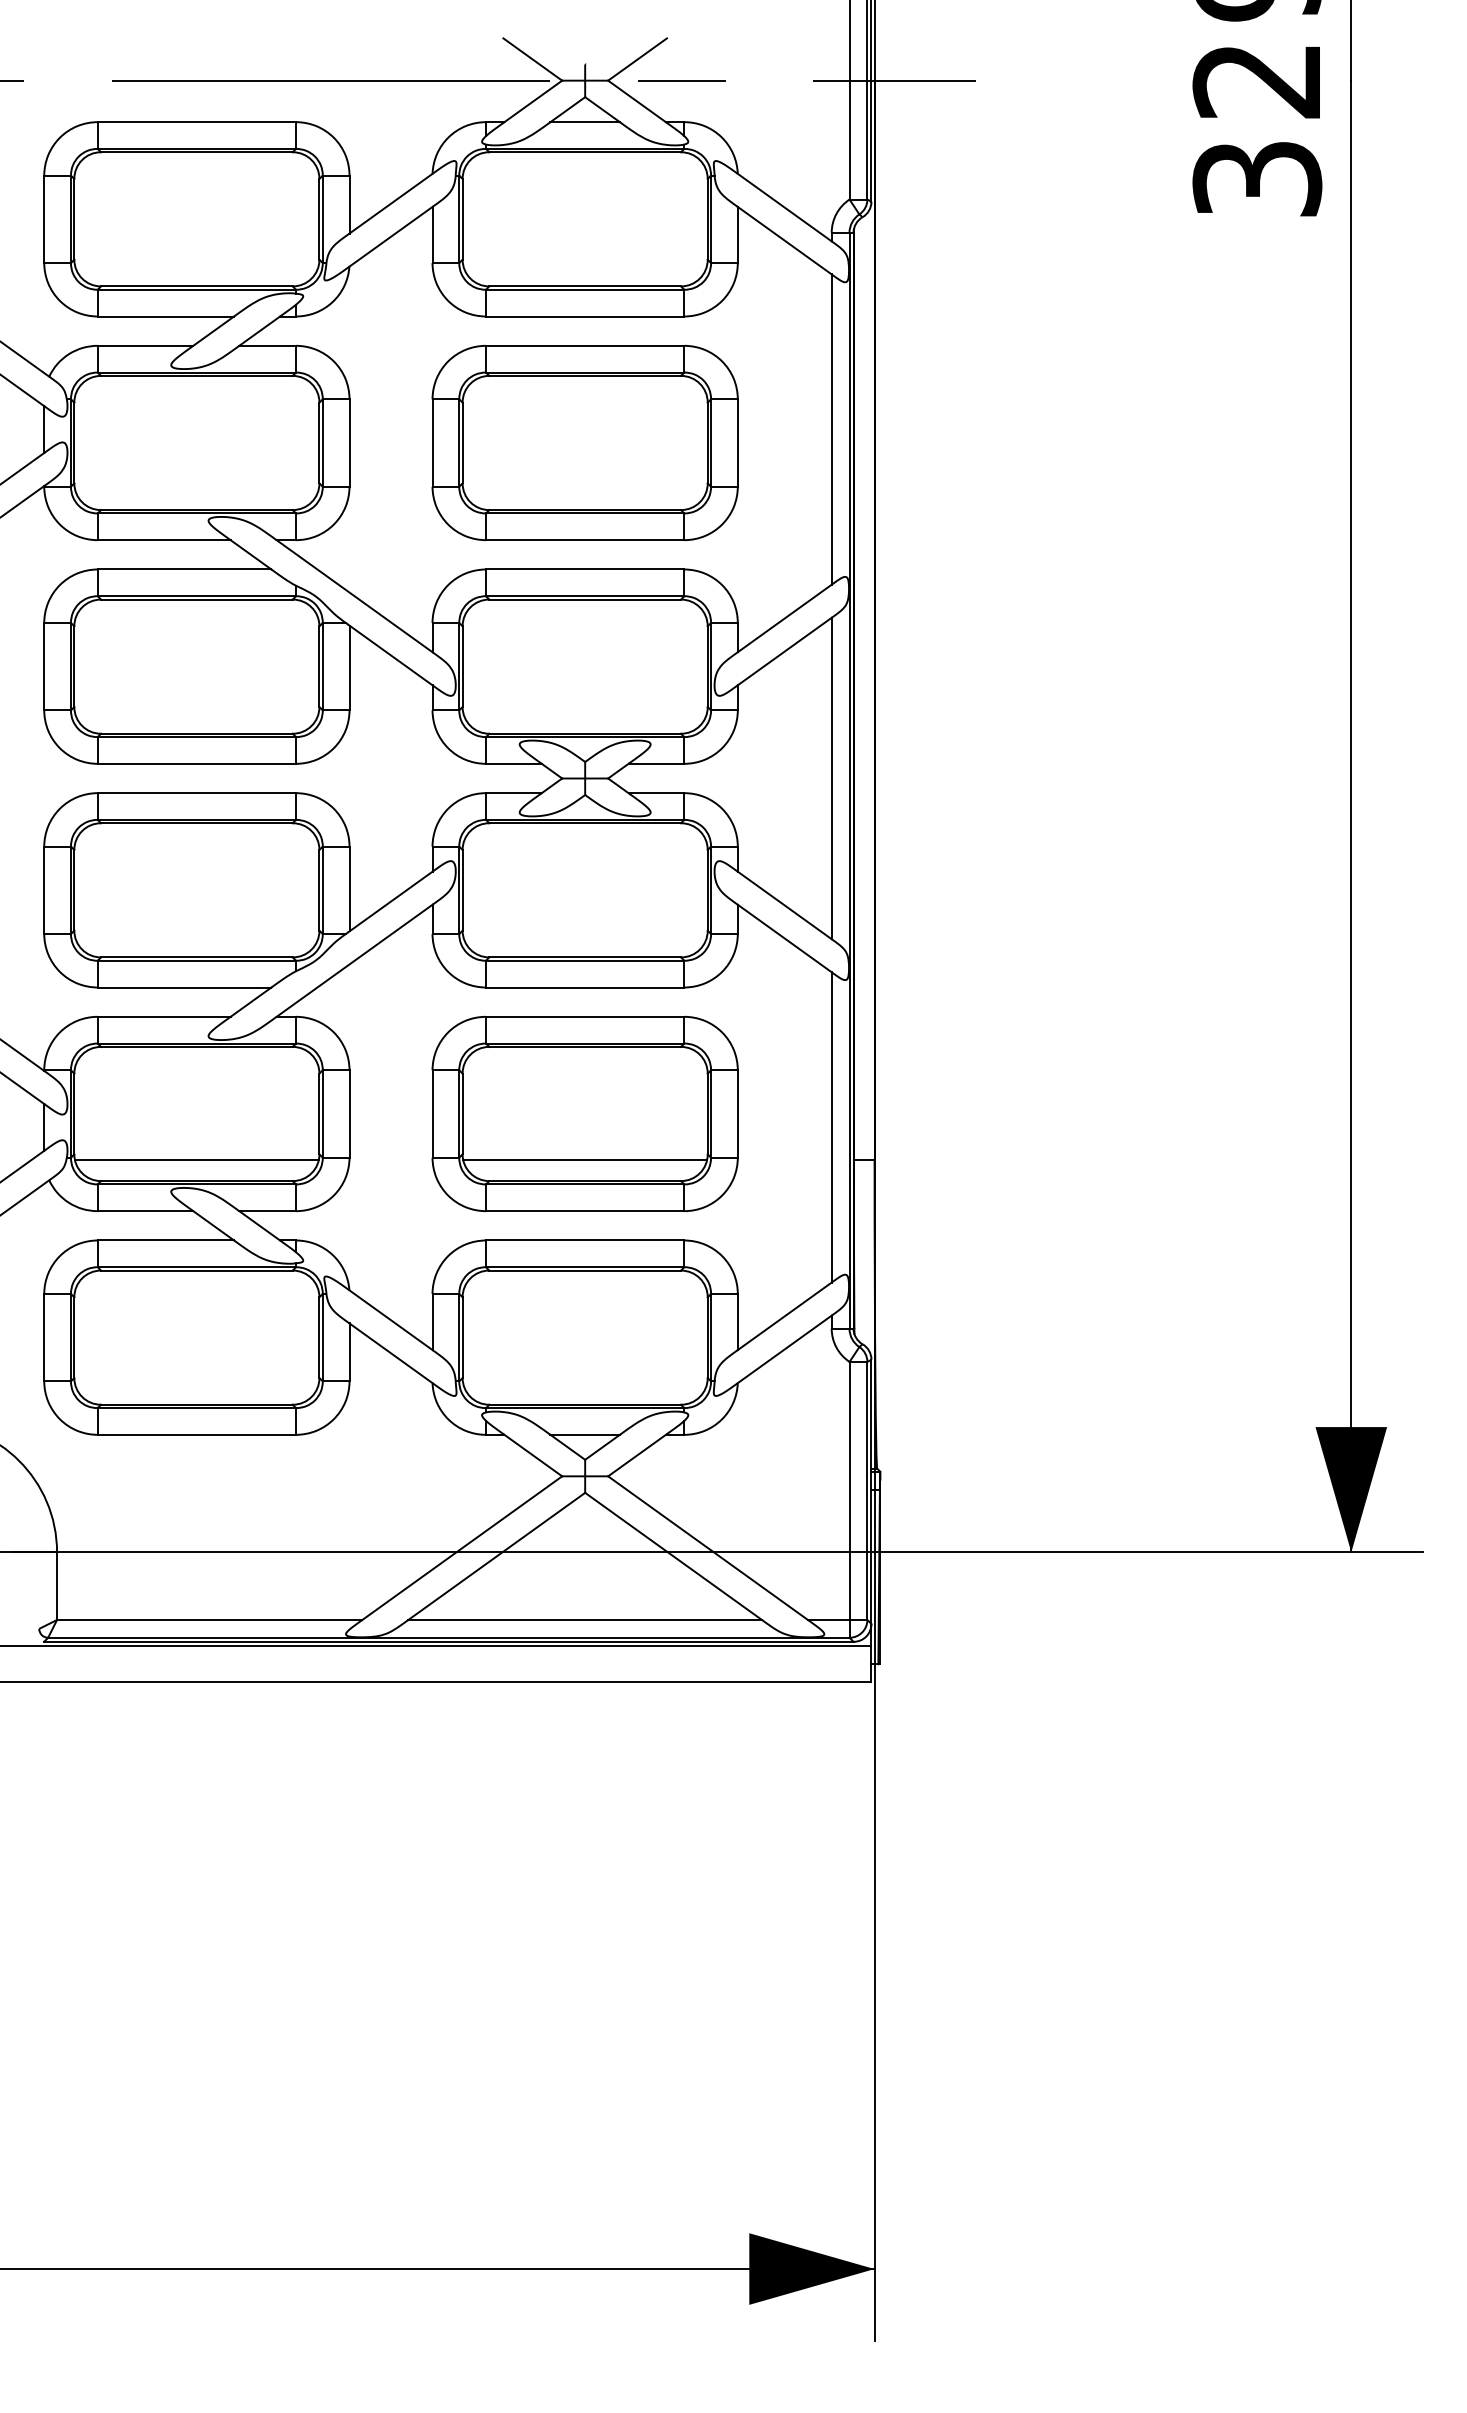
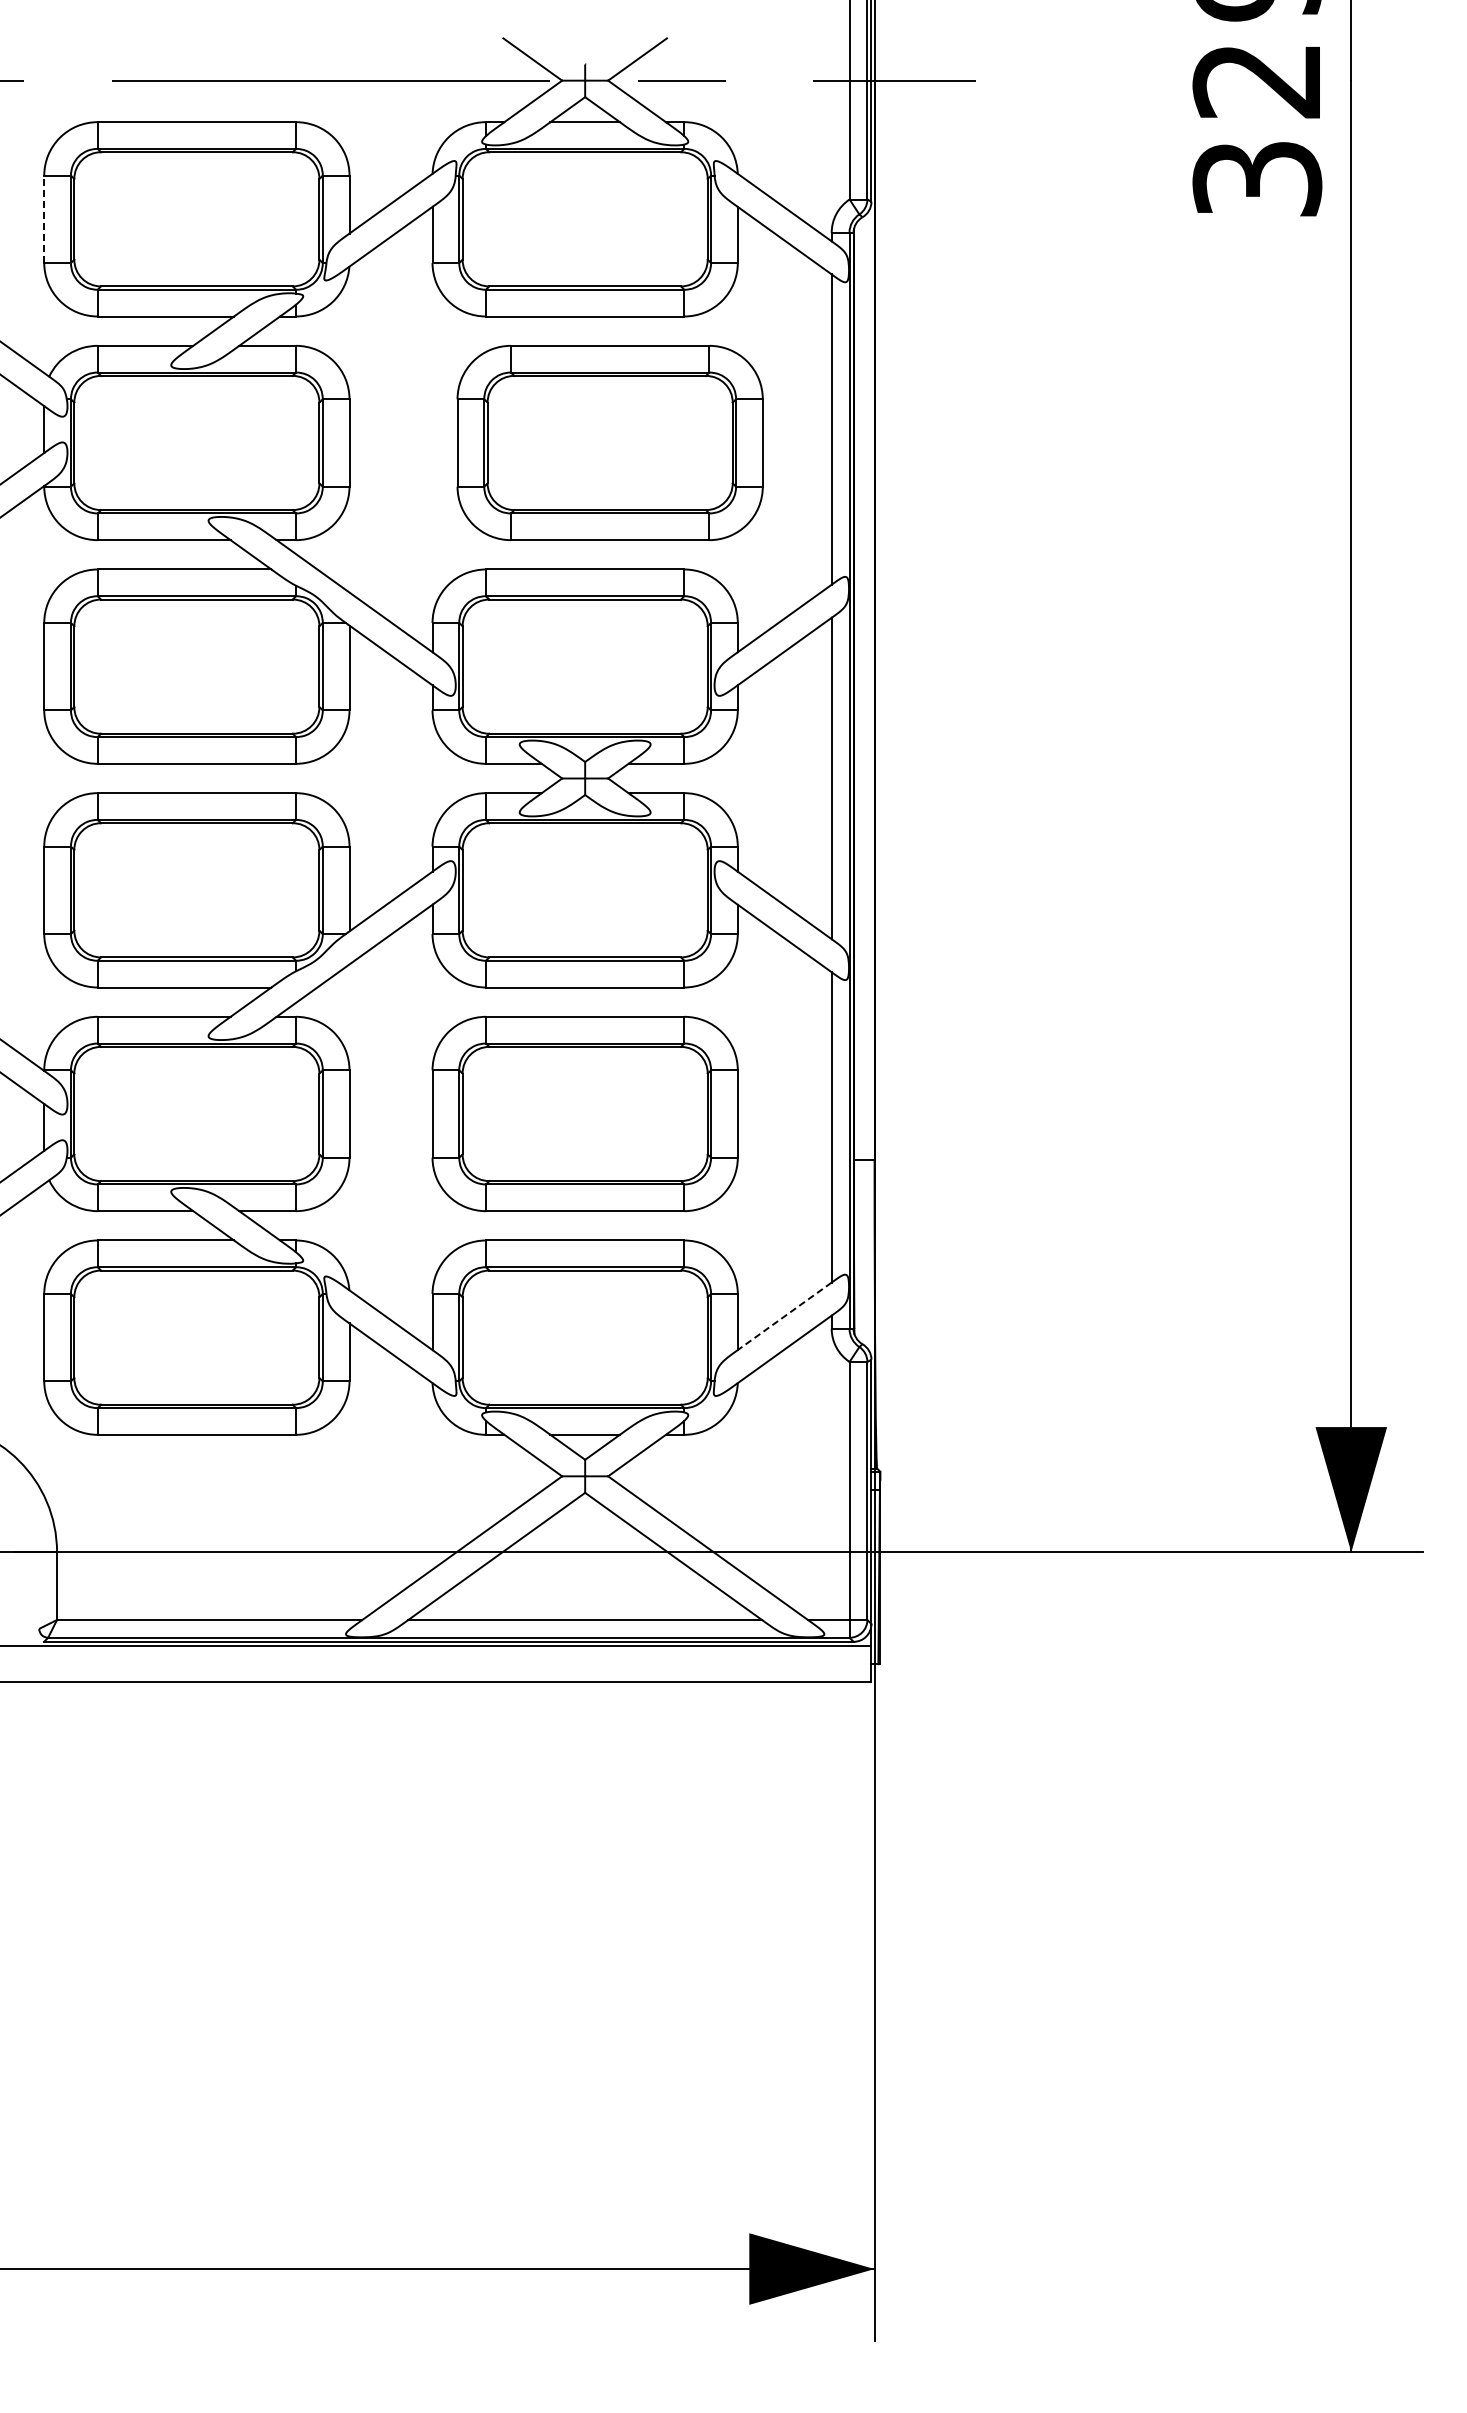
line: solid -> dashed (44, 219)
part position: (584, 442) -> (609, 442) (609, 442)
line: present -> none (196, 1160)
line: present -> none (585, 1160)
line: solid -> dashed (784, 1316)
